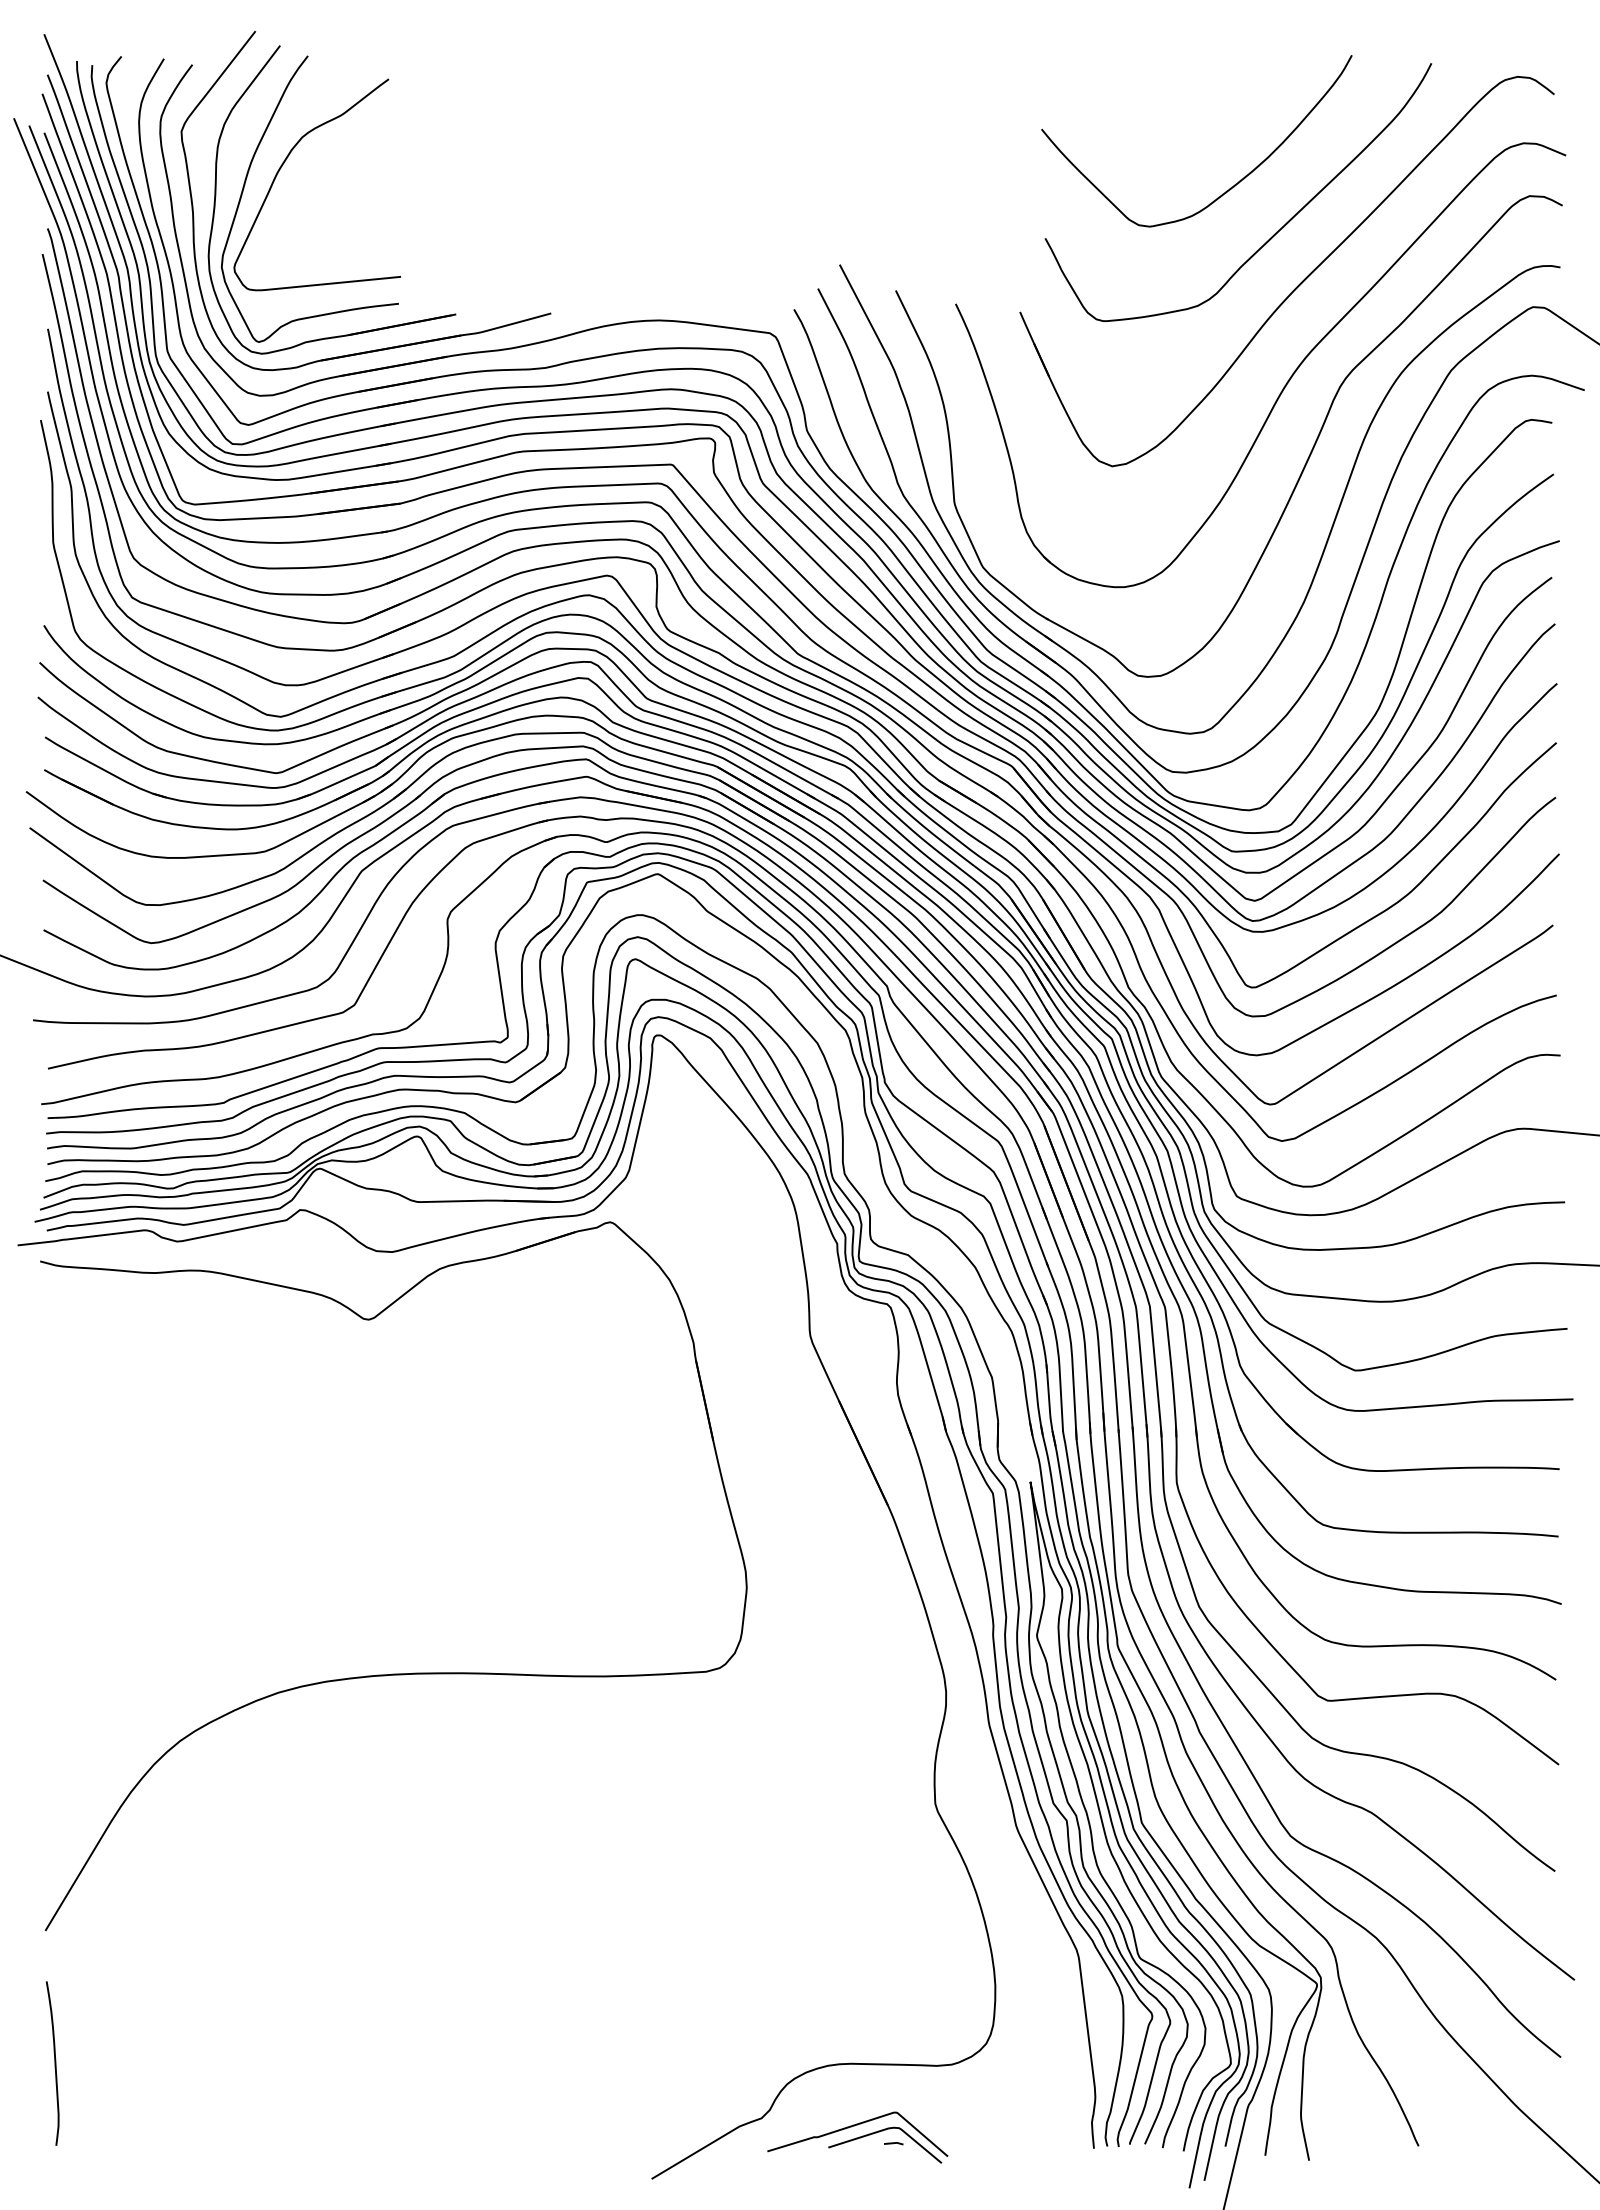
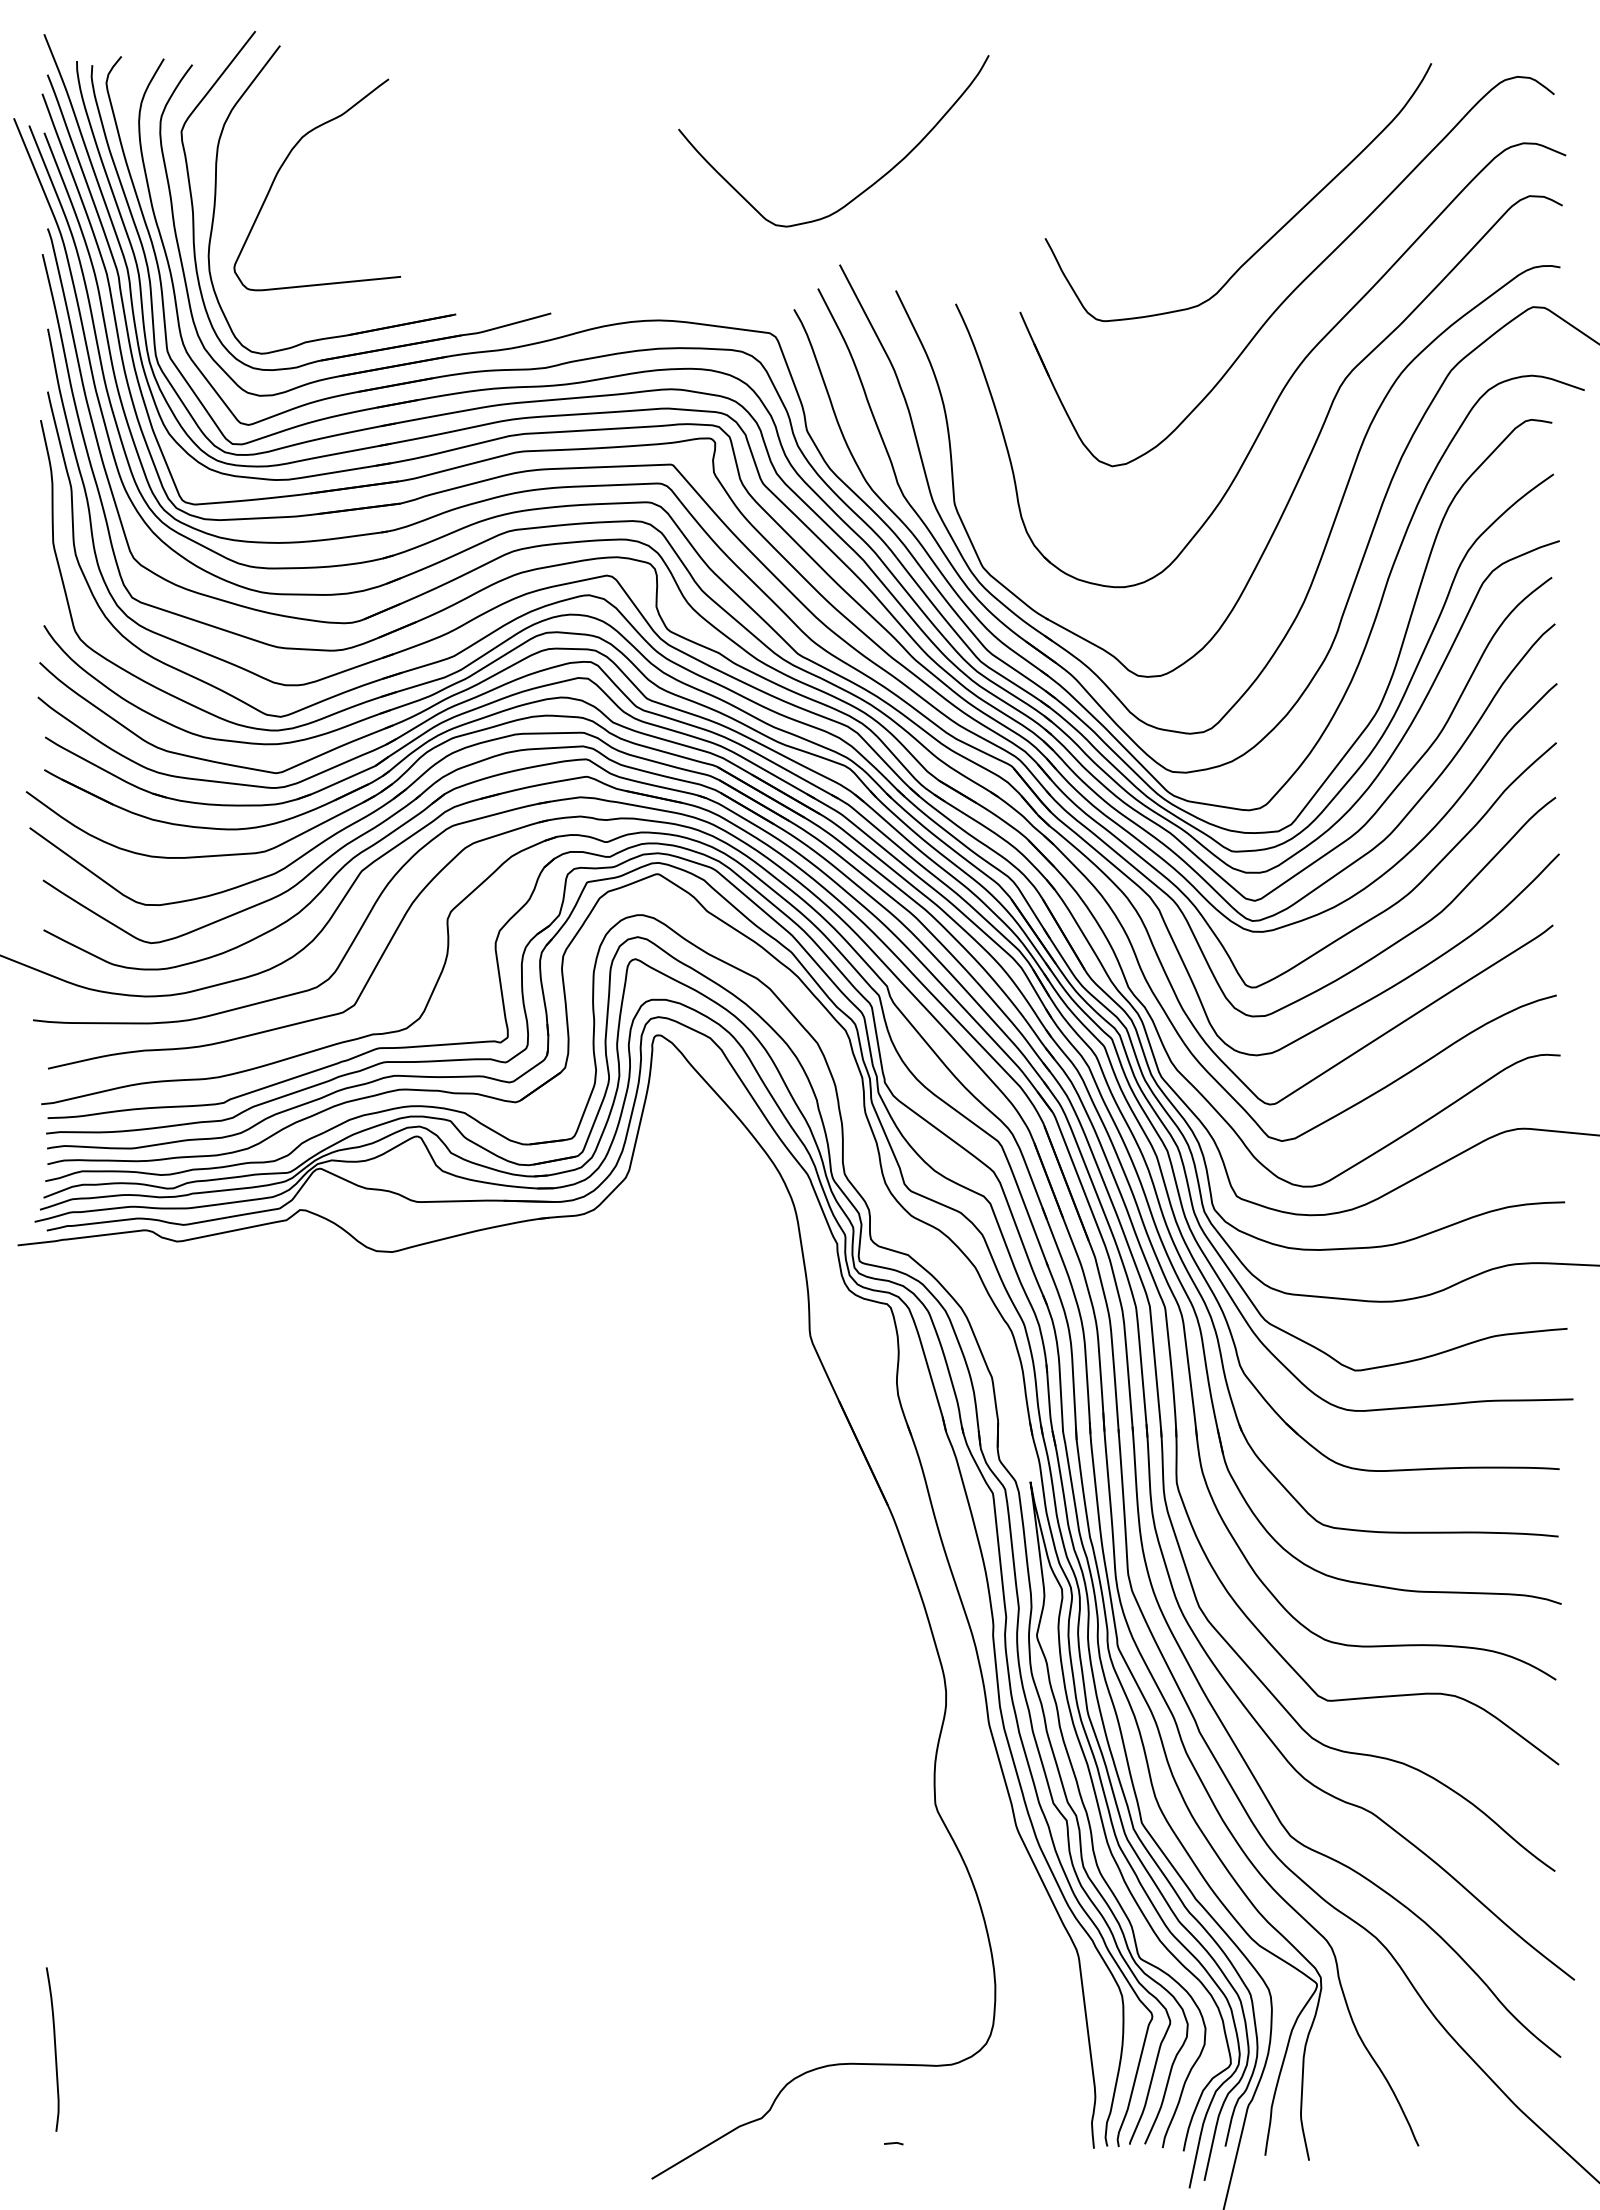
curve: present -> none (246, 181)
curve position: (1230, 187) -> (867, 187) (867, 187)
part: present -> none (393, 1673)
curve position: (54, 2063) -> (54, 2049) (54, 2049)
part: present -> none (857, 2137)
